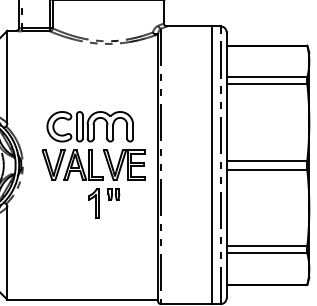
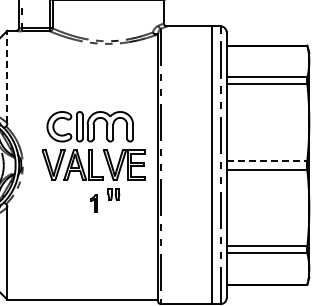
line: solid -> dashed (7, 76)
line: solid -> dashed (267, 160)
part size: 12x31 px -> 8x19 px (93, 203)
